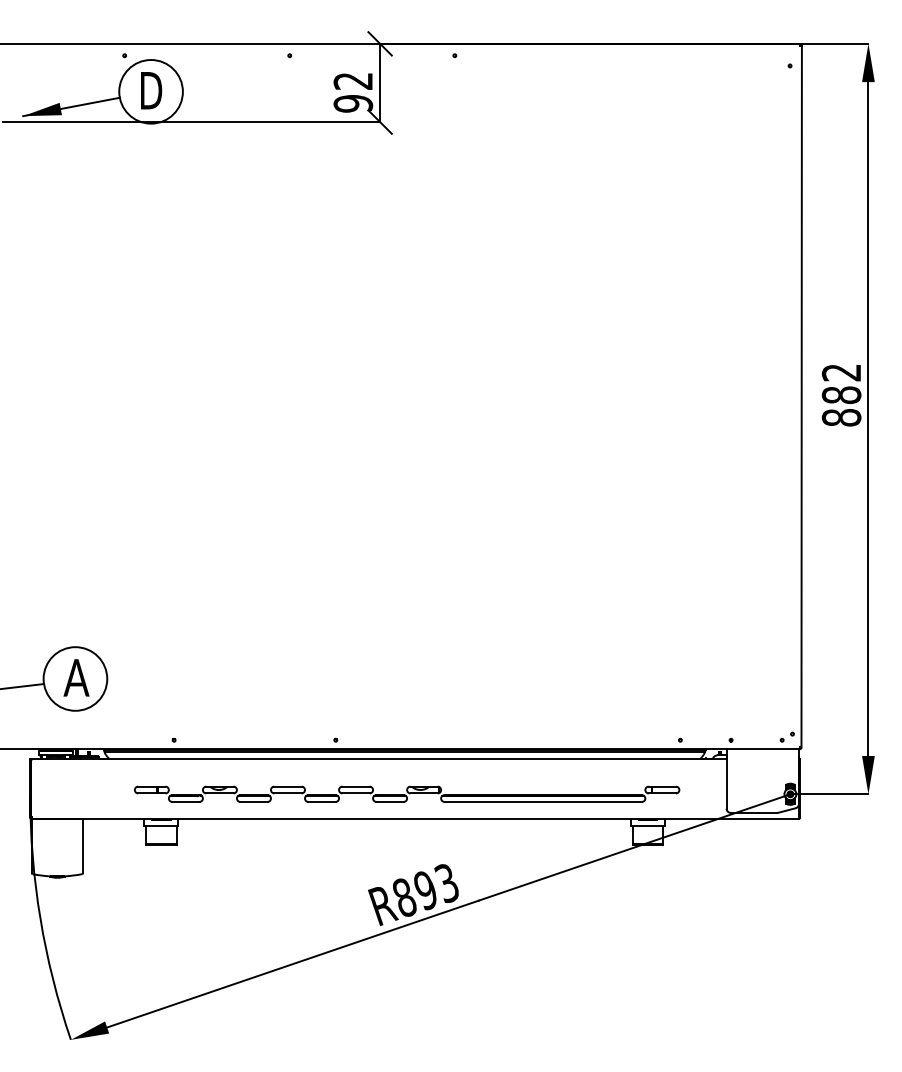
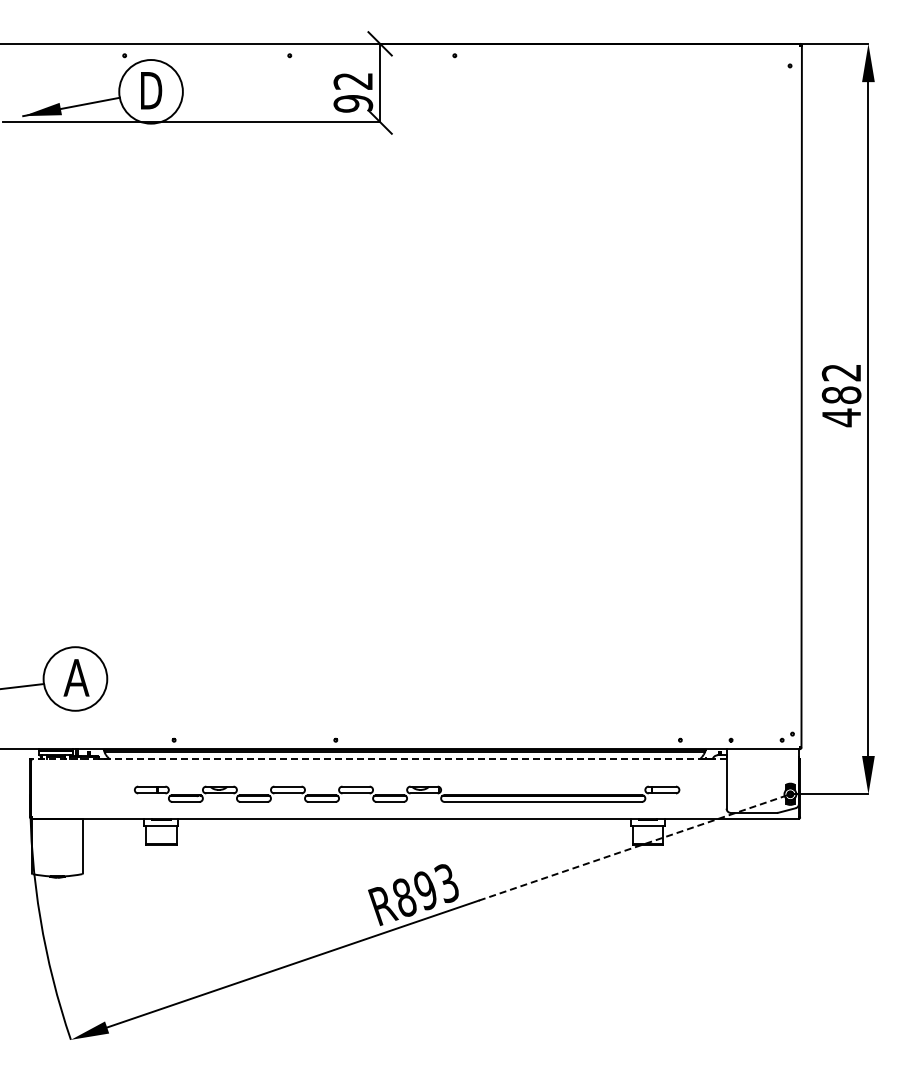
text: 882 -> 482 (841, 417)
line: solid -> dashed (378, 759)
line: solid -> dashed (634, 847)
